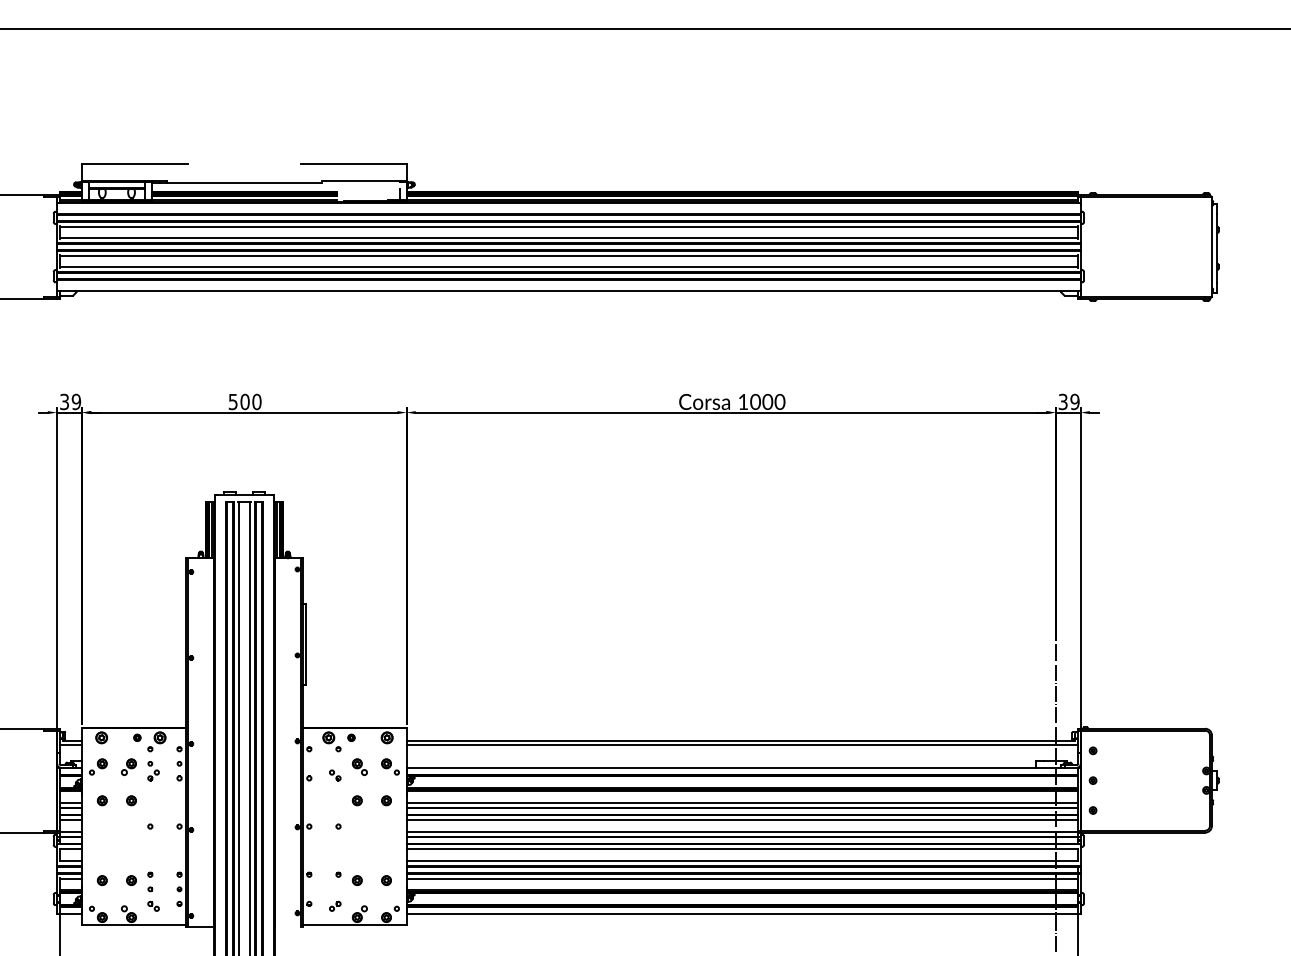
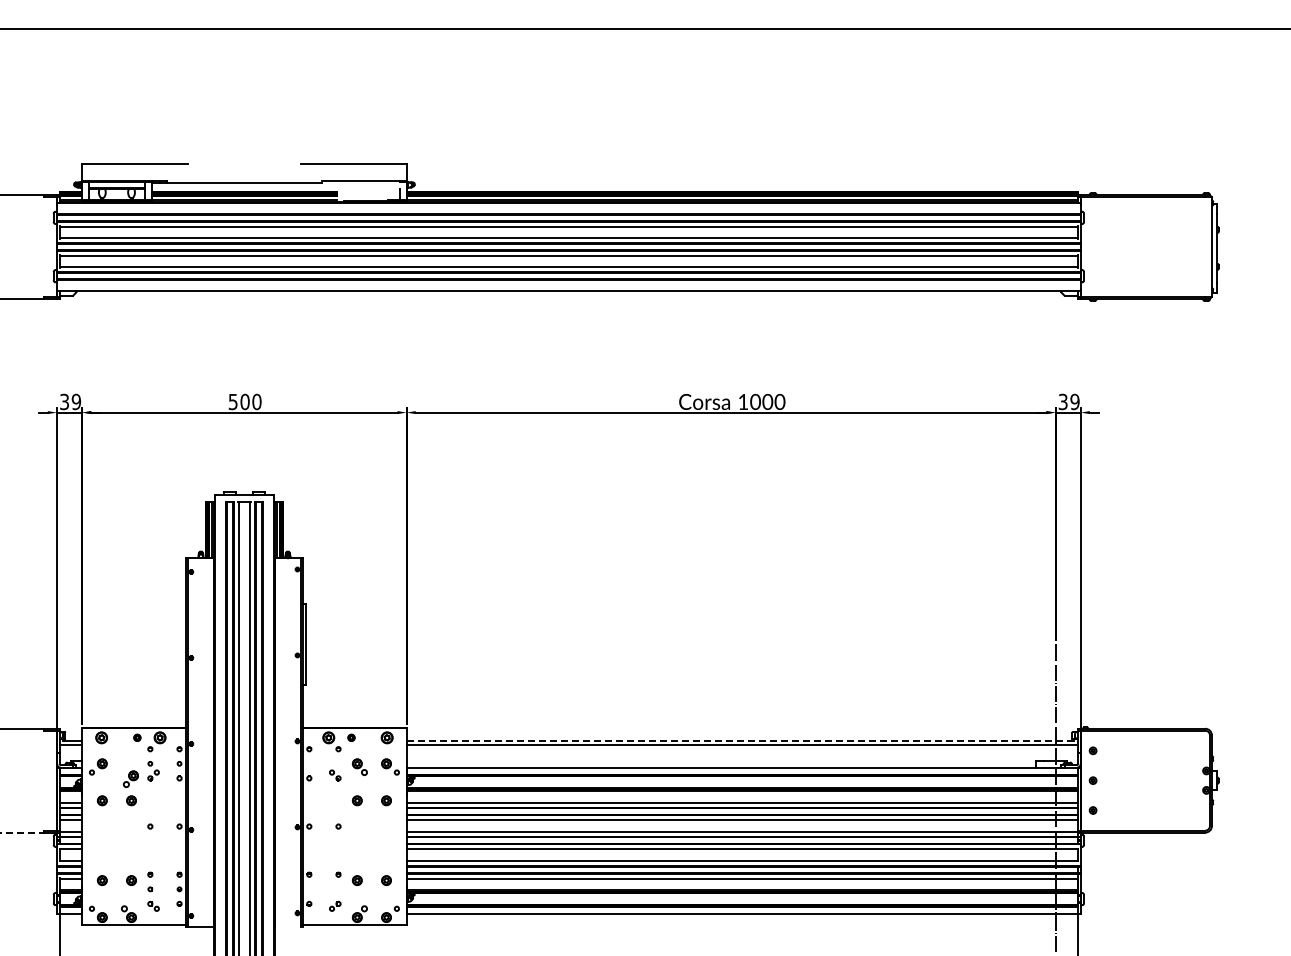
line: solid -> dashed (741, 740)
part position: (128, 766) -> (130, 778) (130, 778)
line: solid -> dashed (22, 832)
